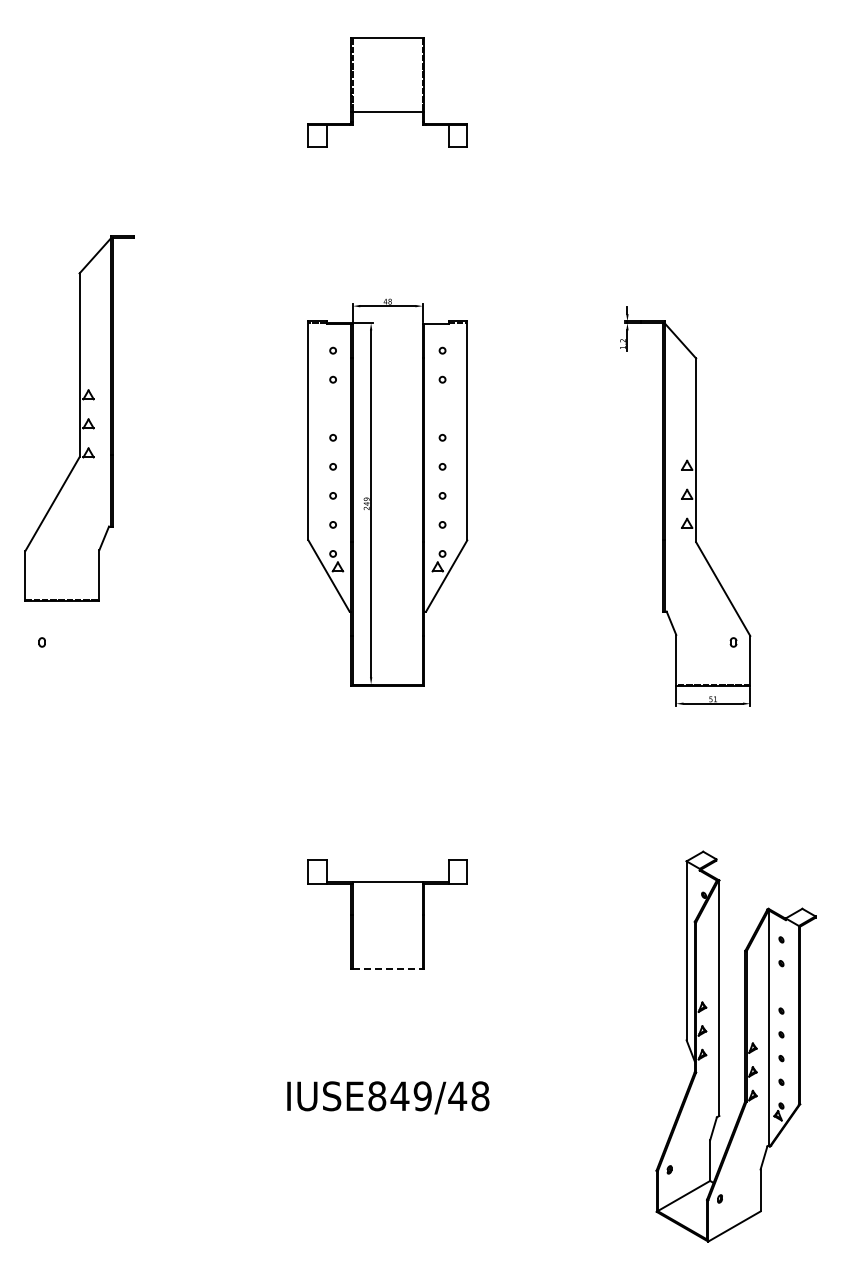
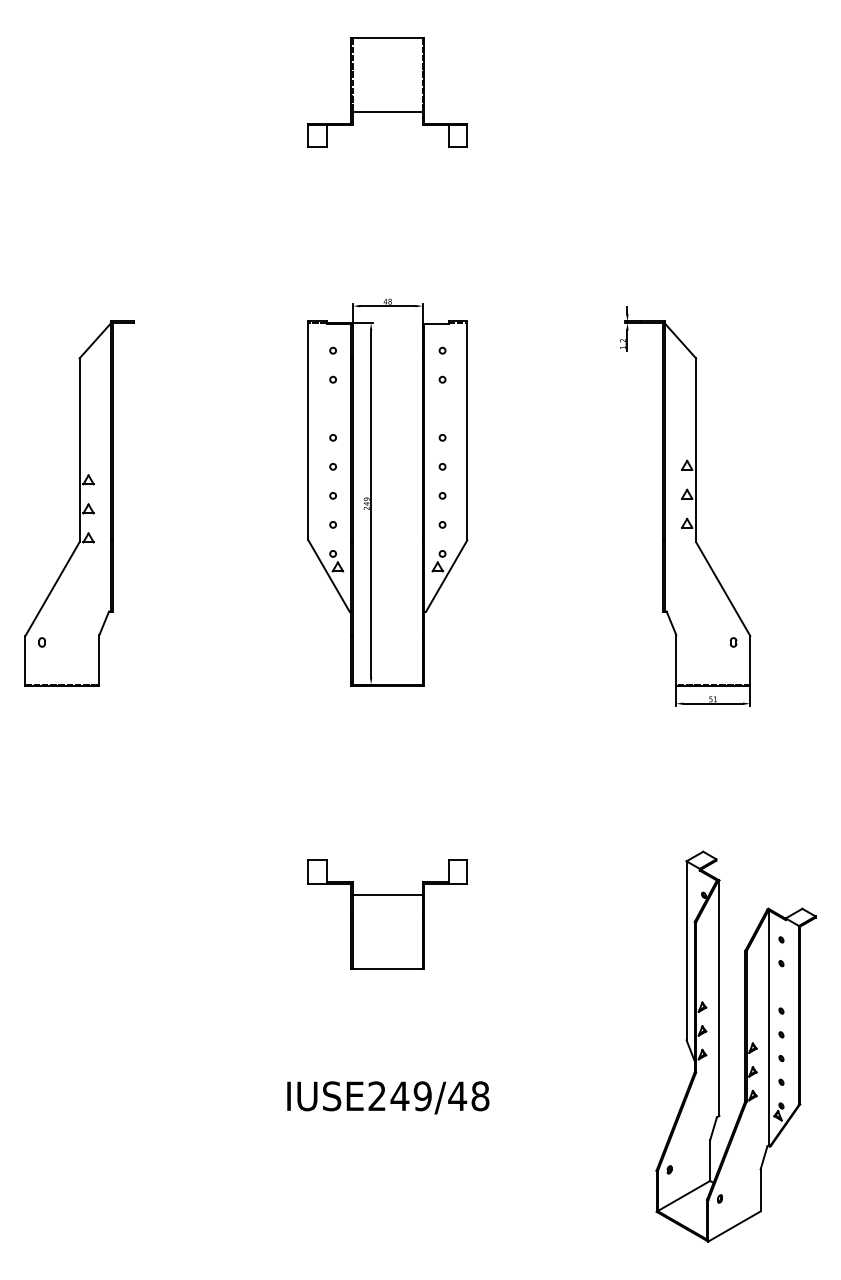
part position: (79, 418) -> (79, 503) (79, 503)
line position: (387, 882) -> (387, 895) (387, 895)
line: dashed -> solid (387, 969)
text: IUSE849/48 -> IUSE249/48 (377, 1096)
